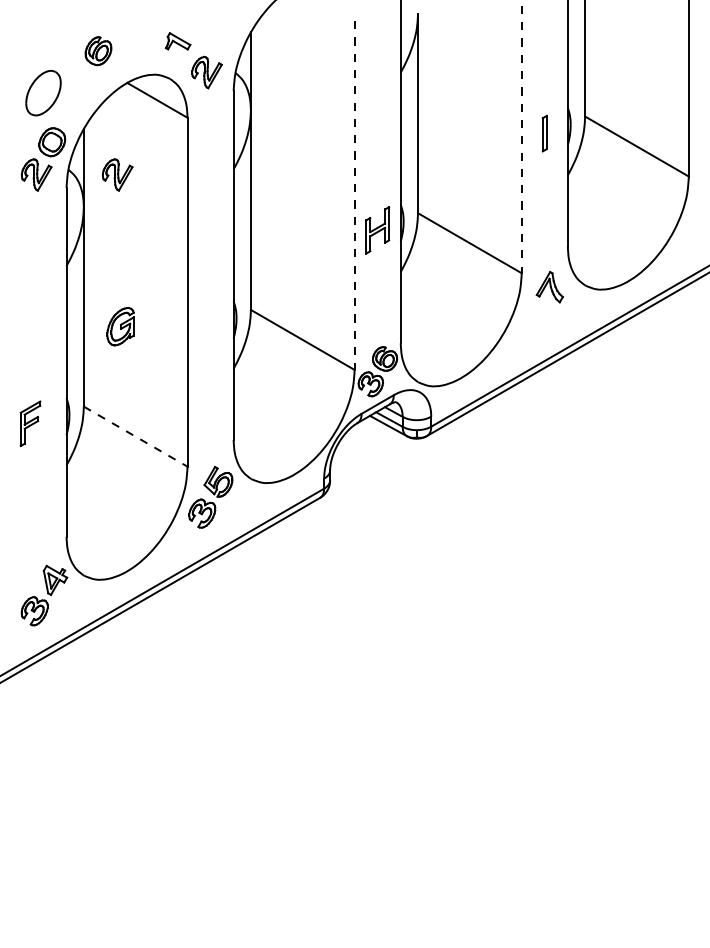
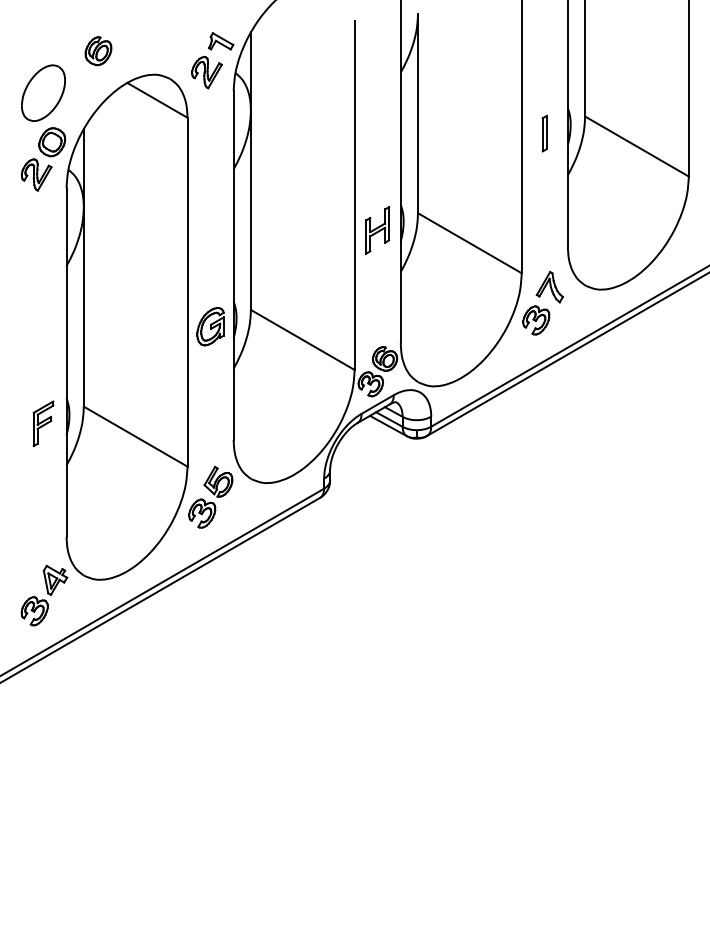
part position: (178, 41) -> (221, 41) (221, 41)
part size: 37x47 px -> 45x58 px (43, 92)
line: dashed -> solid (521, 137)
part: present -> none (117, 174)
line: dashed -> solid (354, 196)
part: none -> present (536, 320)
part position: (120, 326) -> (210, 326) (210, 326)
part position: (30, 423) -> (43, 423) (43, 423)
line: dashed -> solid (135, 436)
